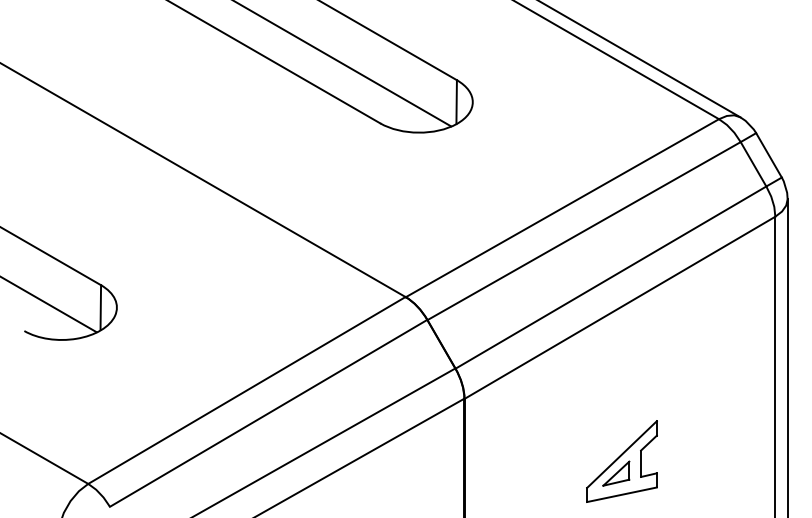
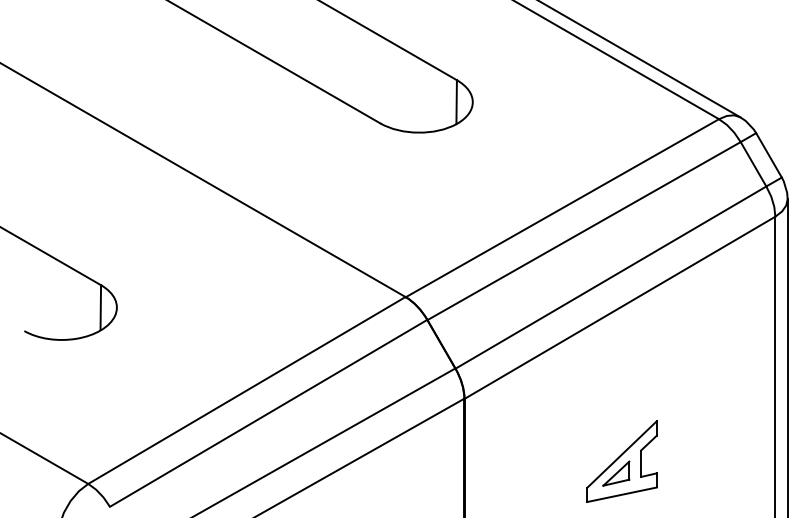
line: present -> none (343, 64)
line: present -> none (49, 304)
